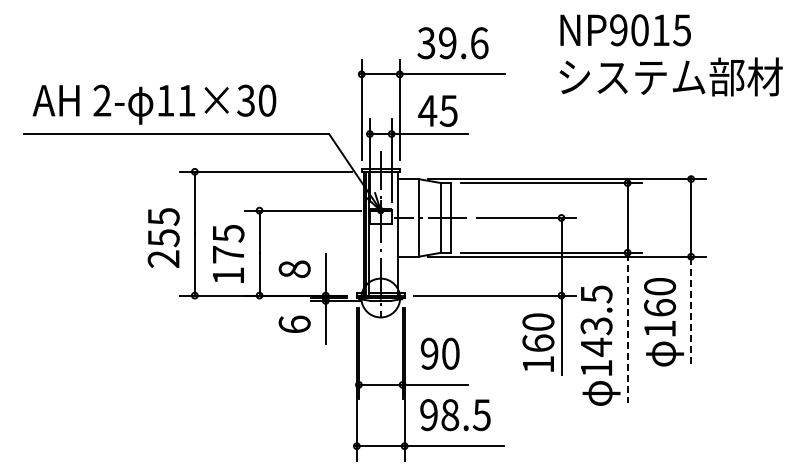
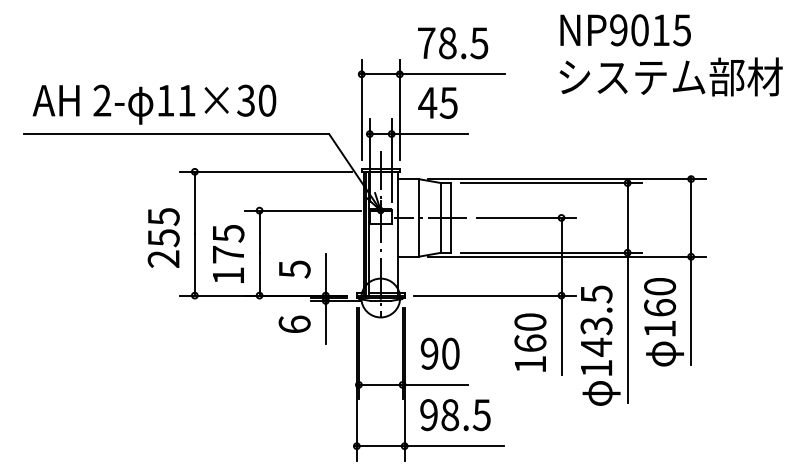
text: 39.6 -> 78.5 (452, 43)
text position: (437, 110) -> (437, 102) (437, 102)
text: 8 -> 5 (294, 269)
line: dashed -> solid (691, 311)
line: dashed -> solid (627, 328)
text position: (538, 342) -> (530, 342) (530, 342)
